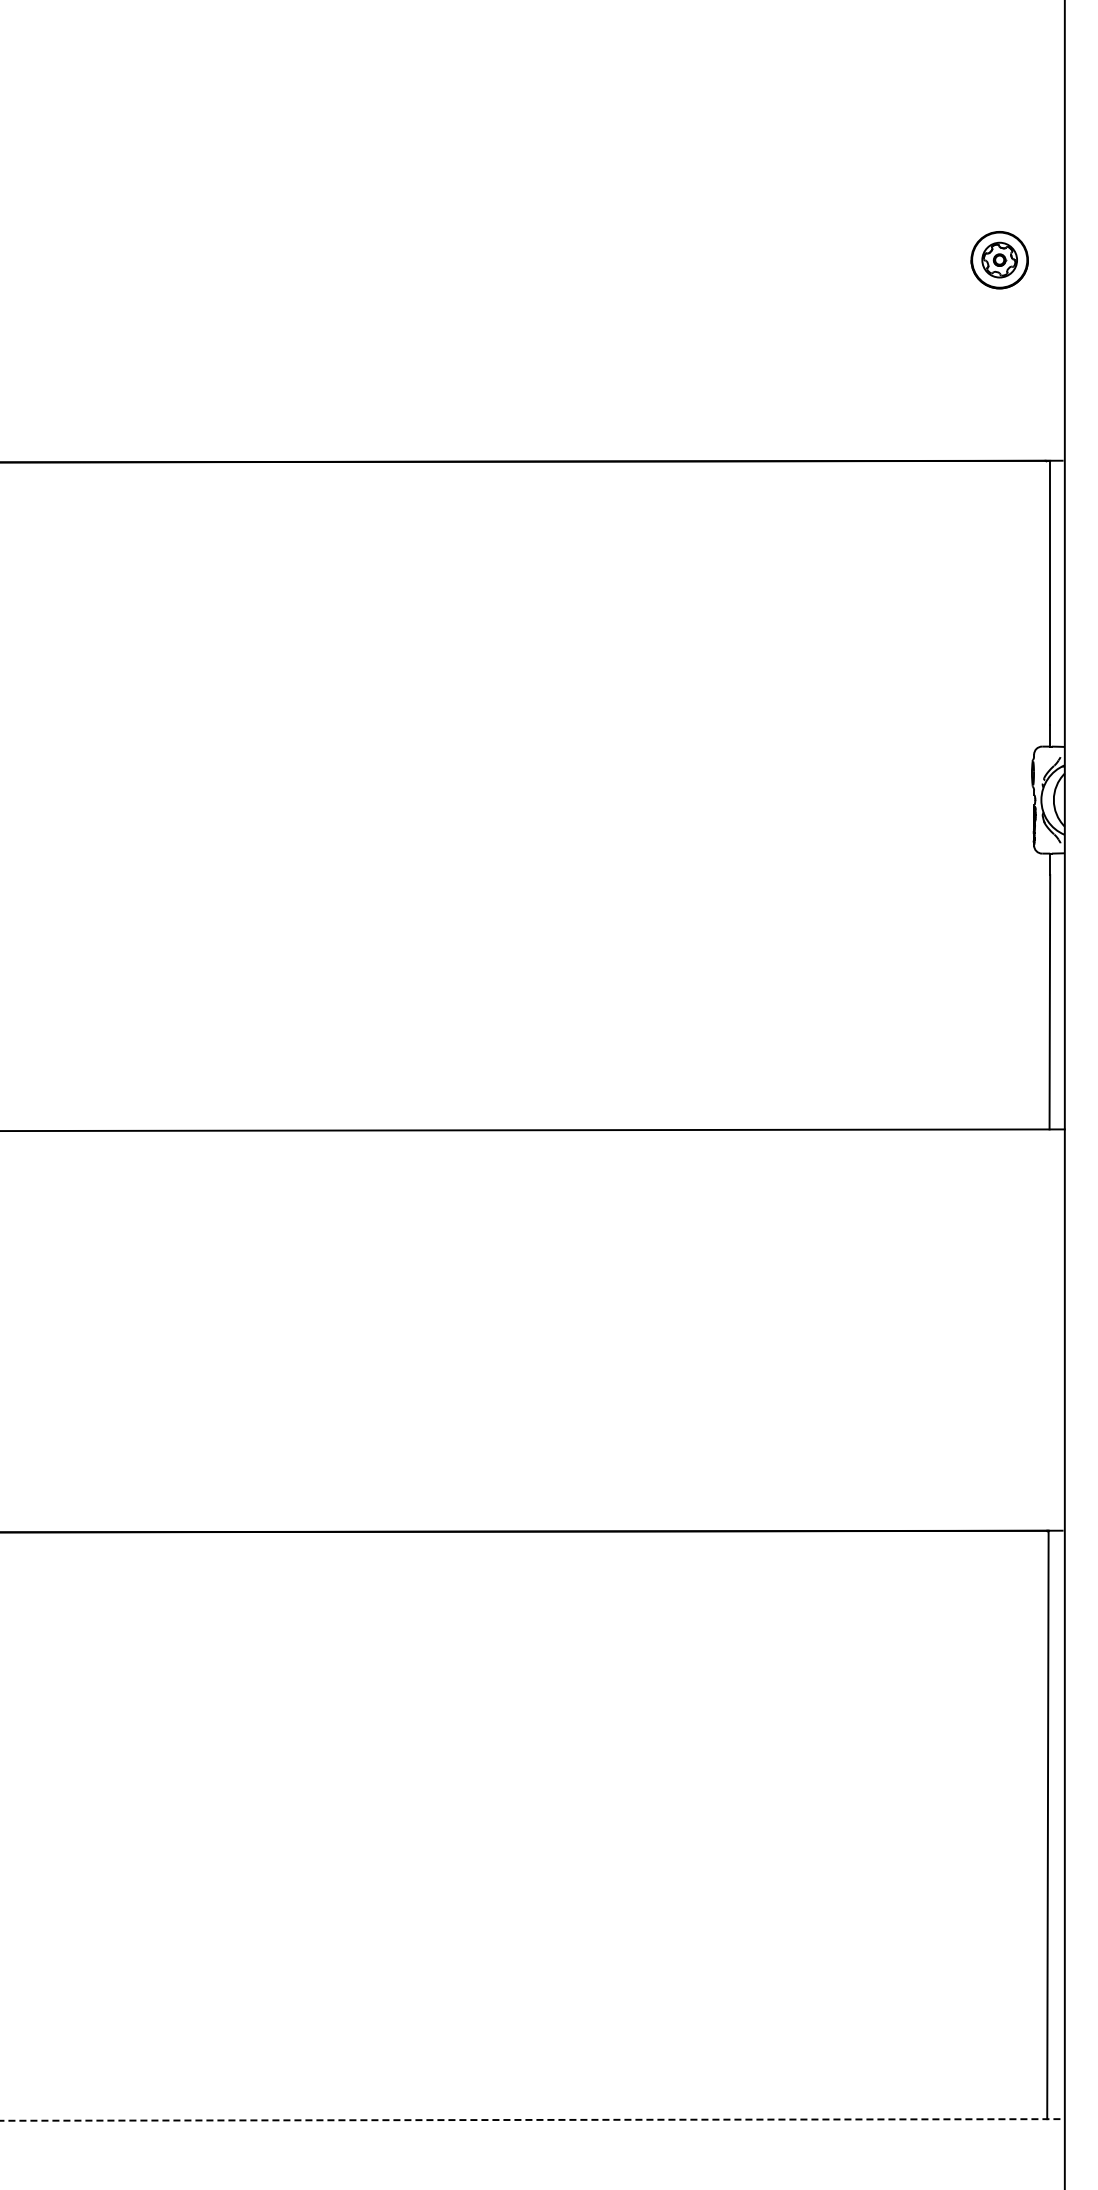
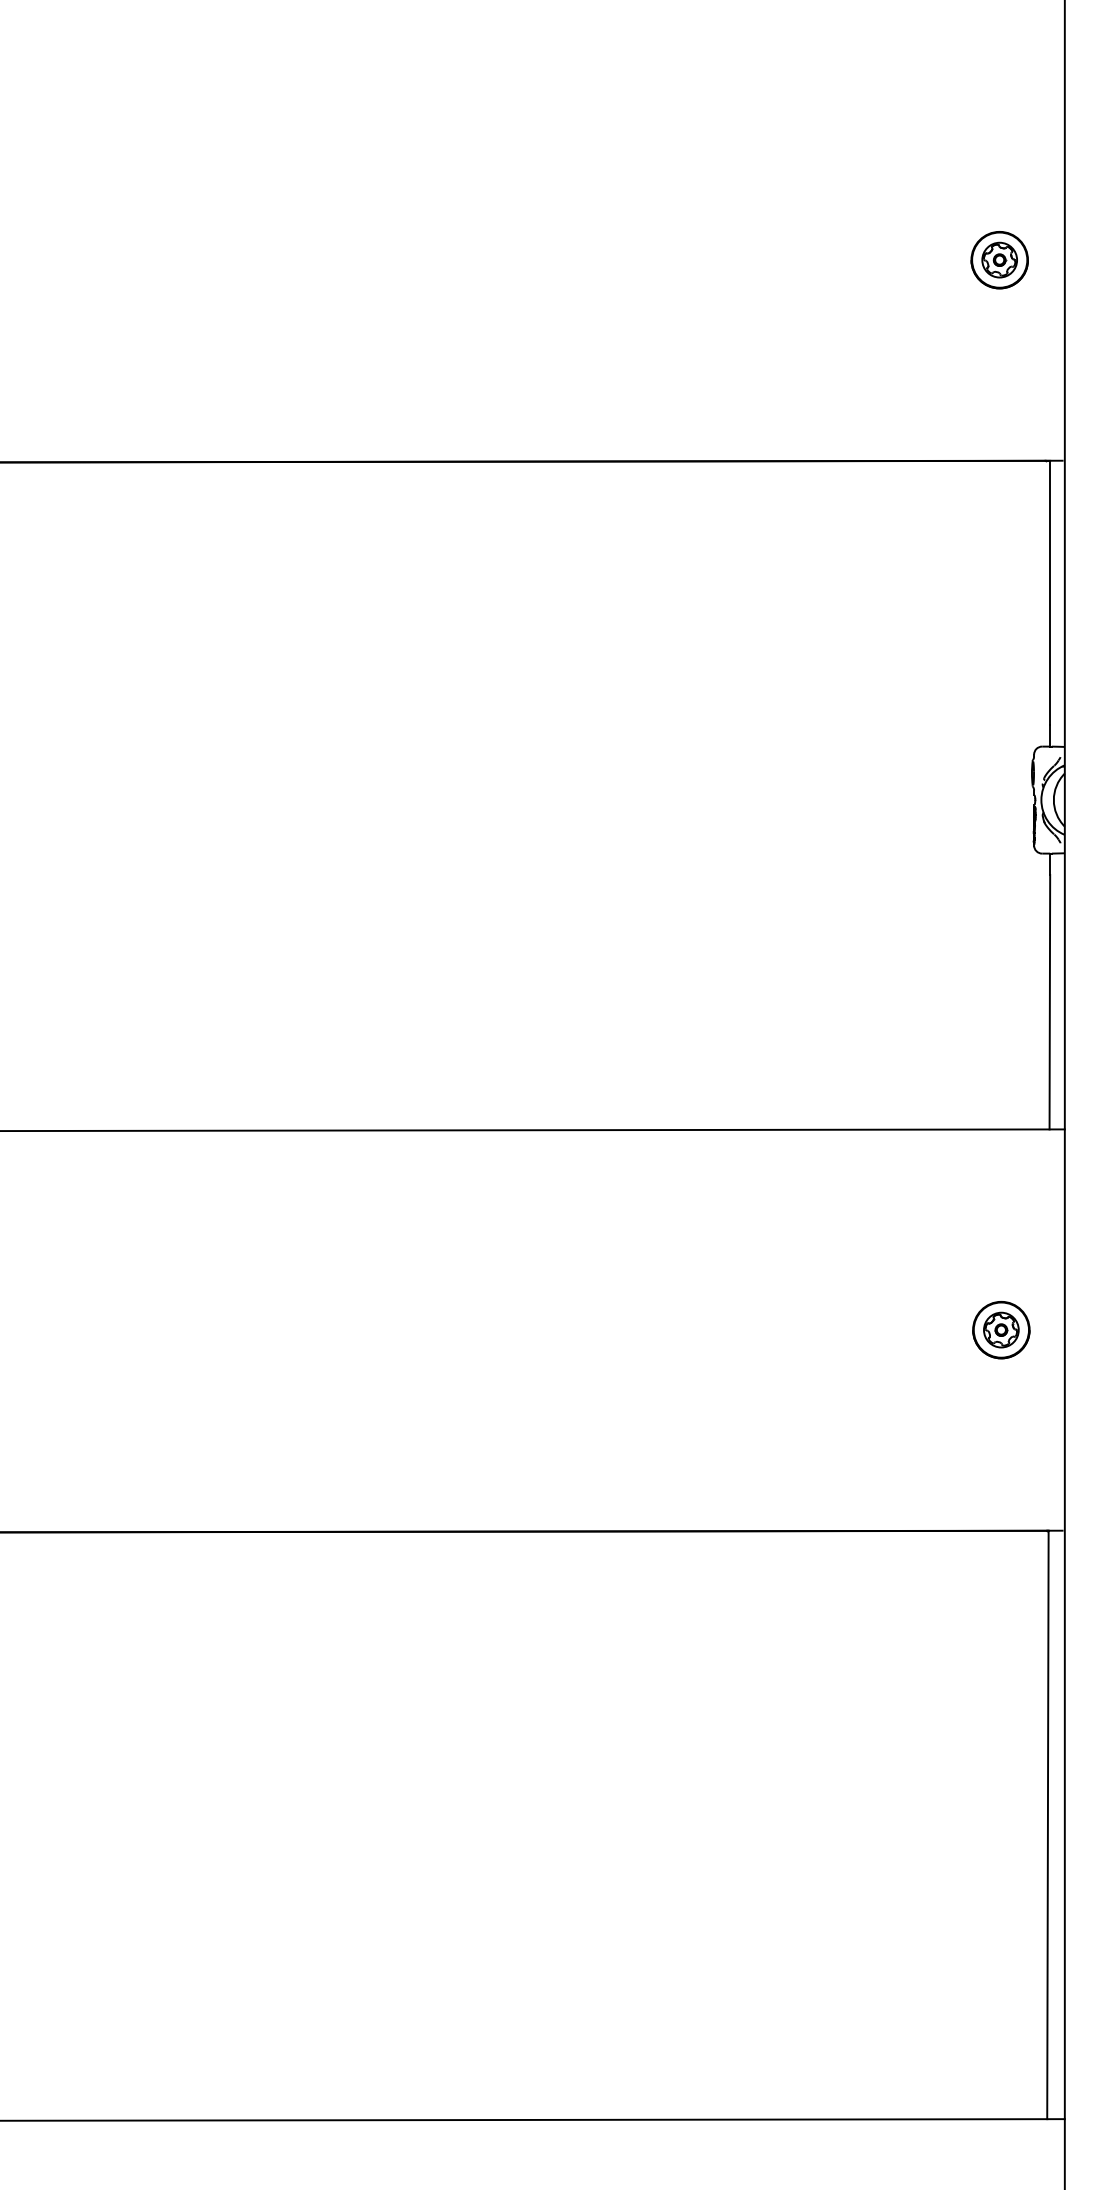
part: none -> present (1001, 1330)
line: dashed -> solid (533, 2119)
